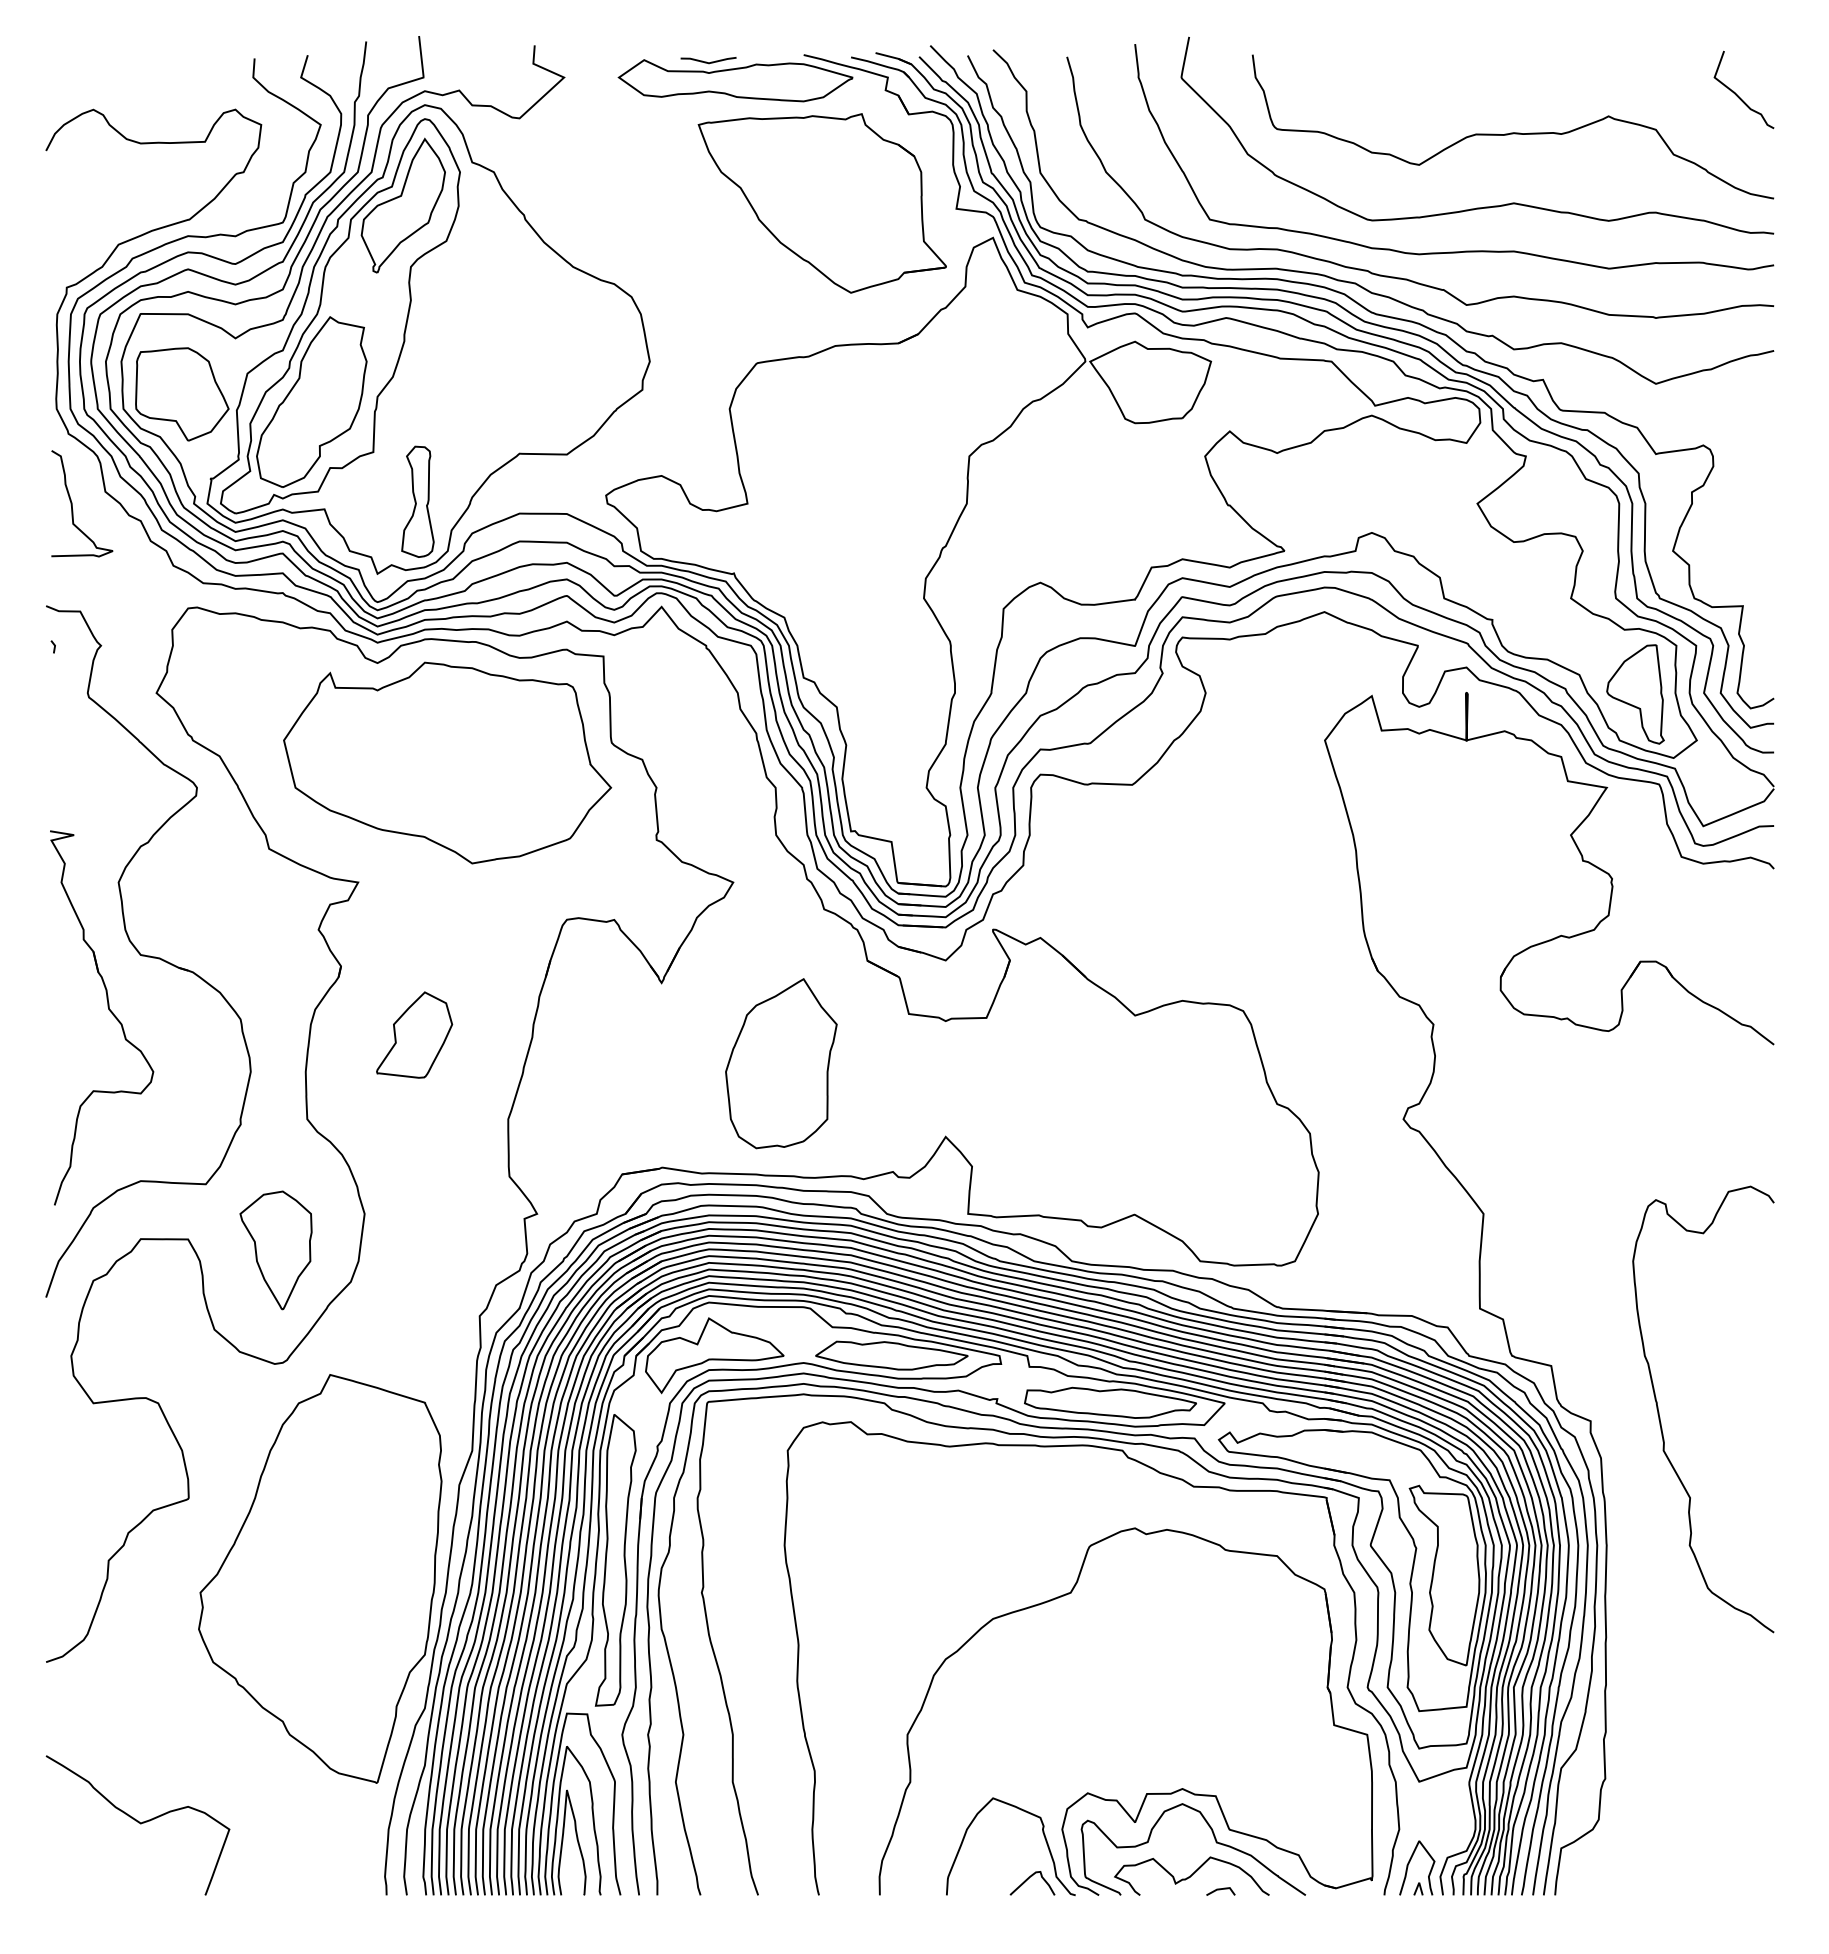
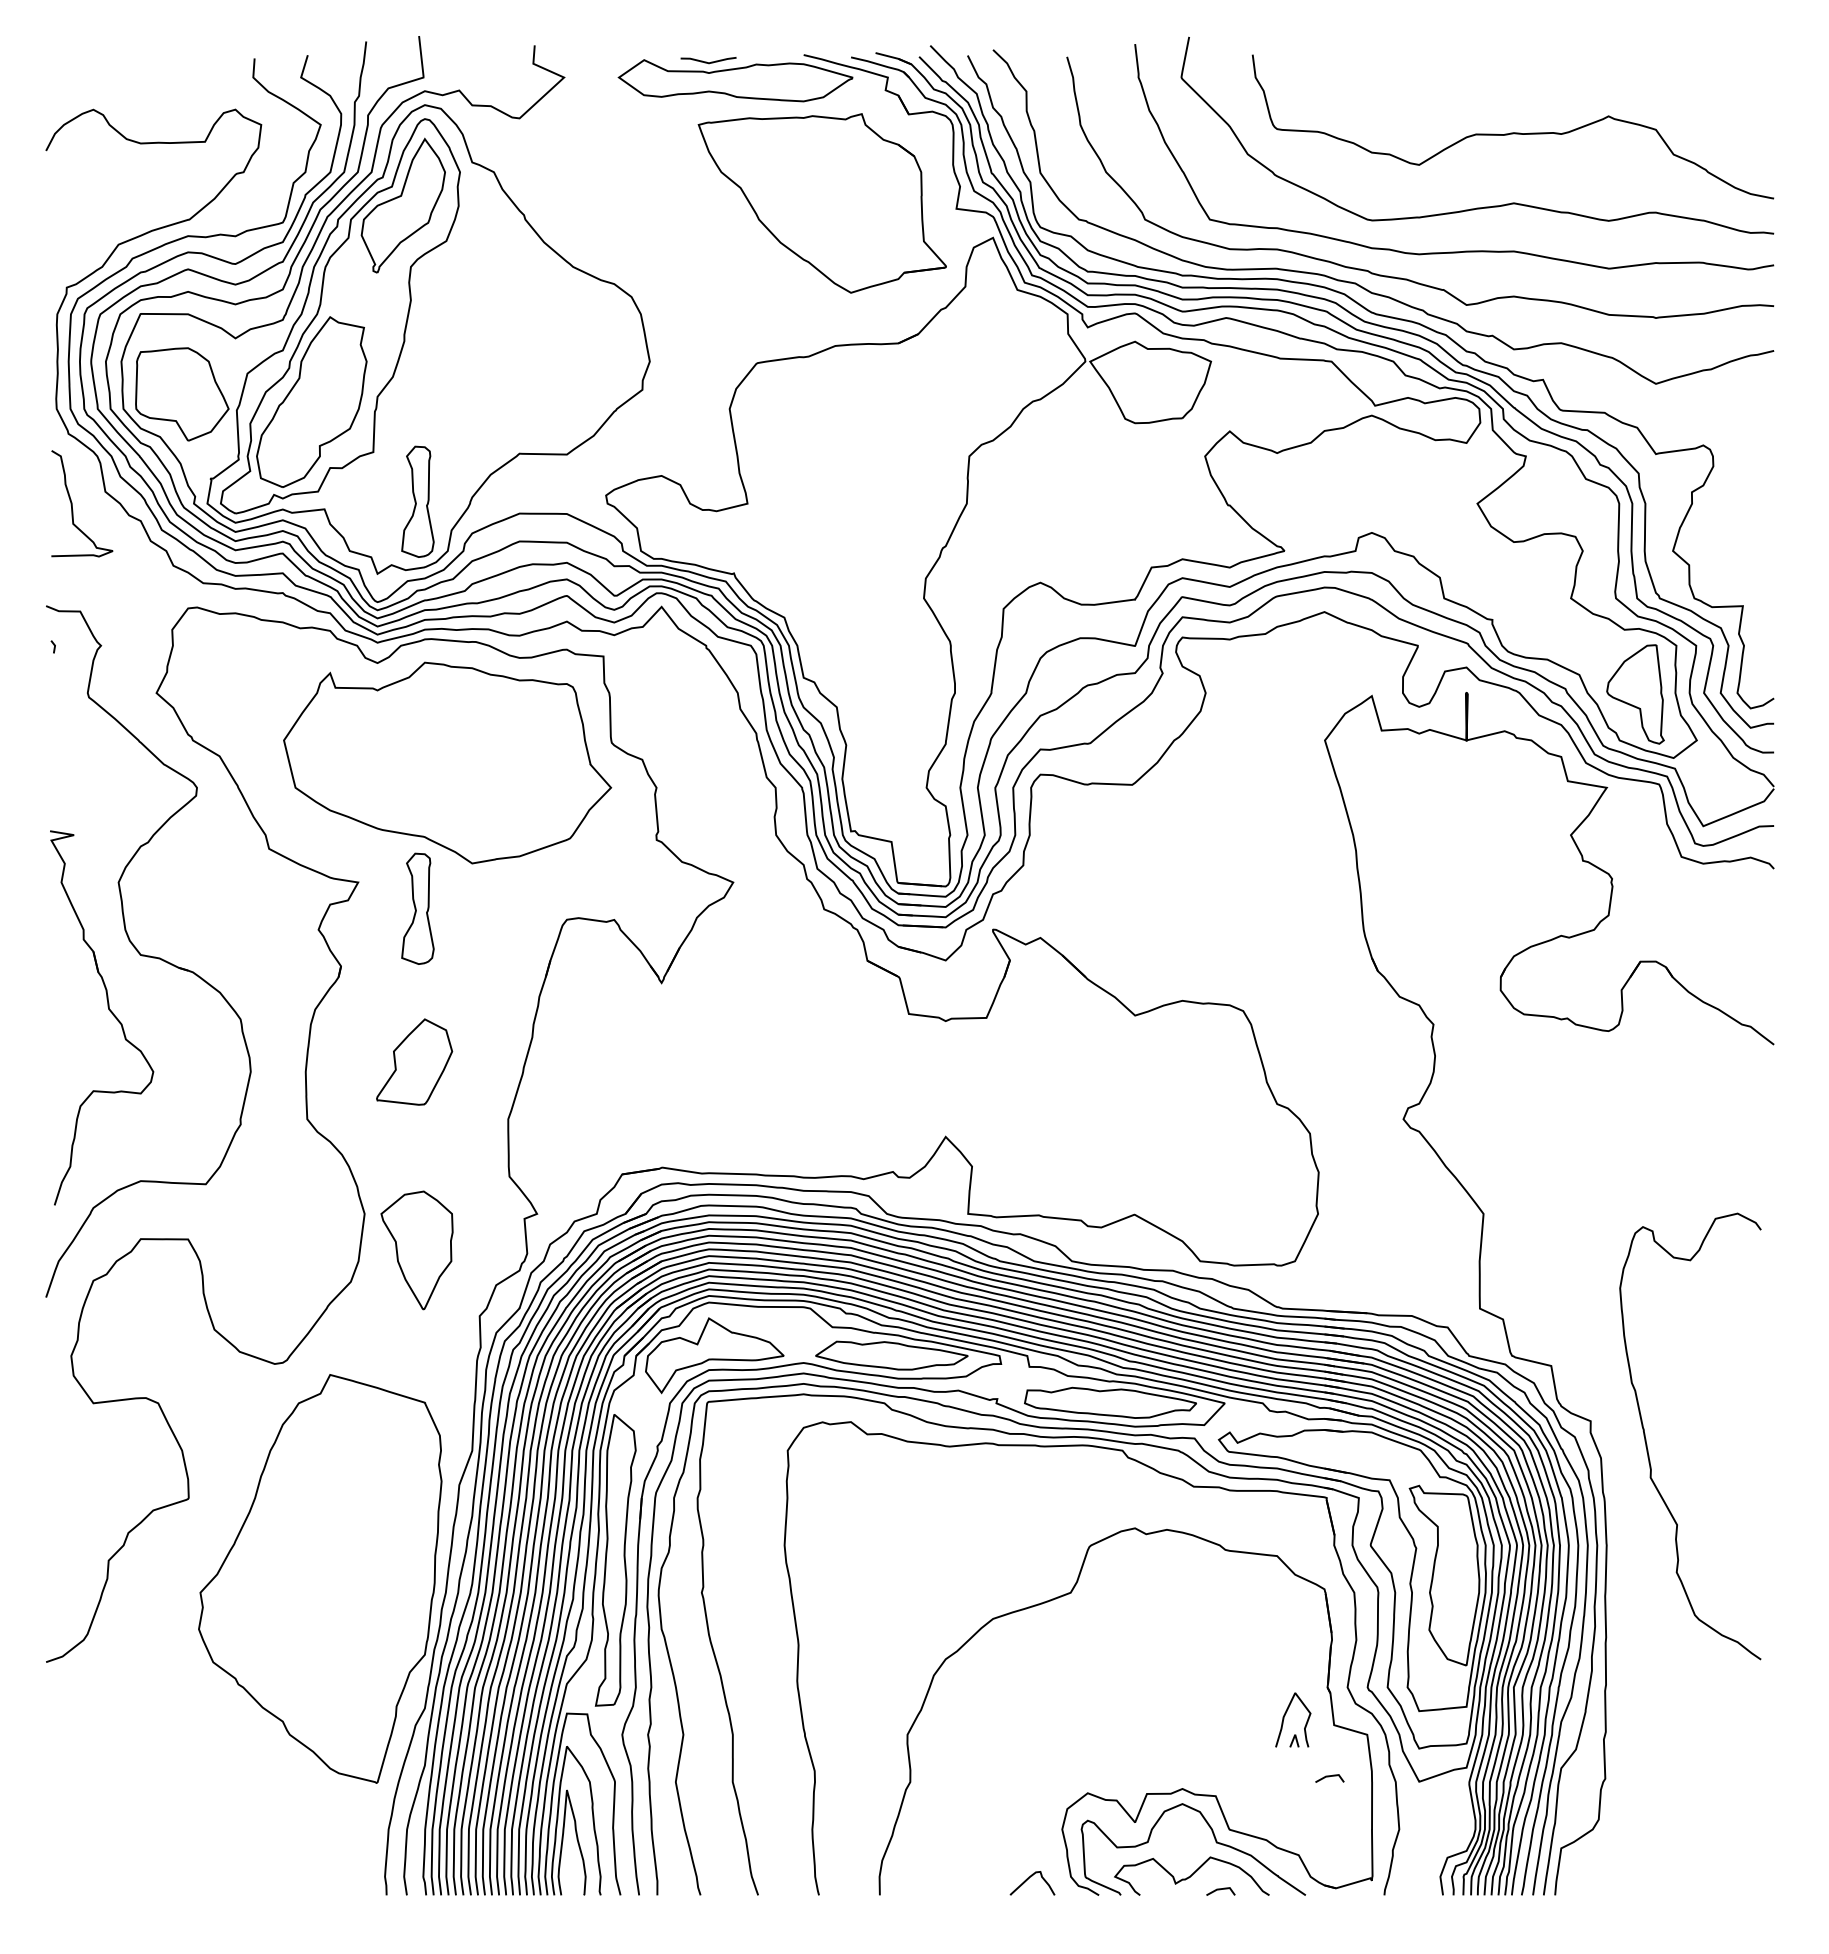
curve: present -> none (1737, 94)
part: none -> present (417, 908)
part position: (414, 1034) -> (414, 1061) (414, 1061)
part: present -> none (781, 1063)
part position: (275, 1250) -> (416, 1250) (416, 1250)
curve position: (1660, 1417) -> (1647, 1444) (1647, 1444)
line: none -> present (1329, 1777)
curve: present -> none (138, 1823)
curve: present -> none (1043, 1835)
part position: (1409, 1863) -> (1285, 1715) (1285, 1715)
